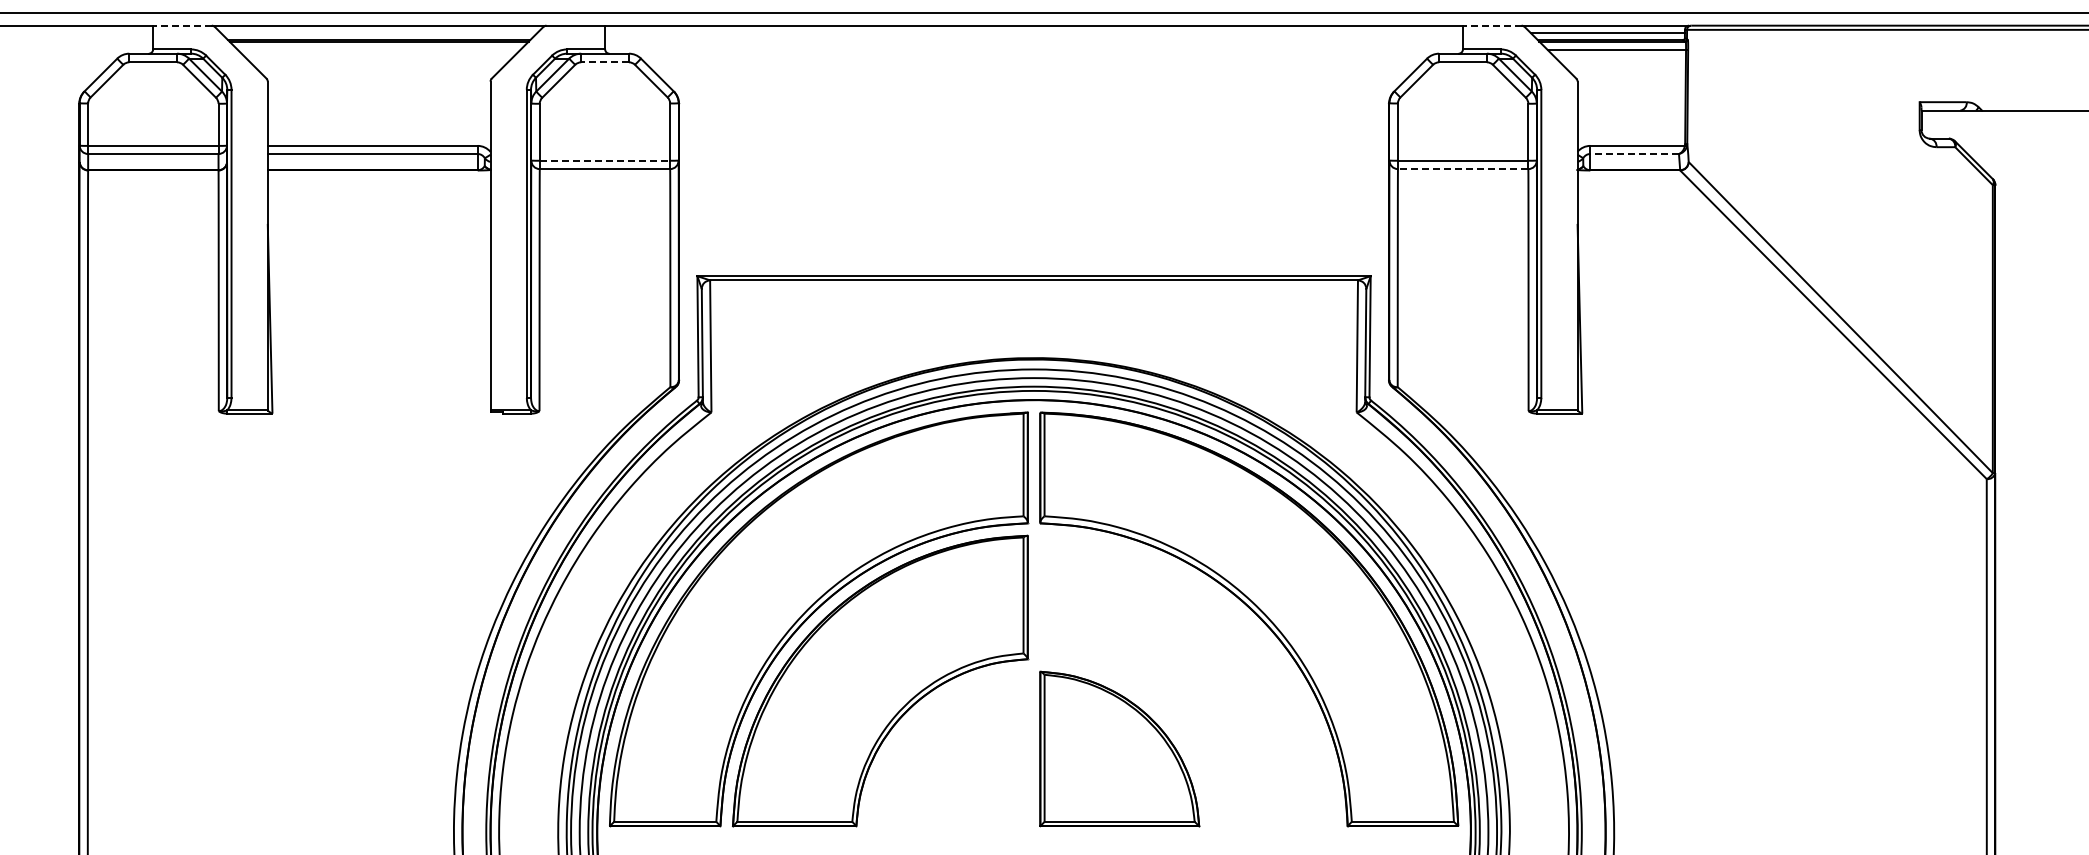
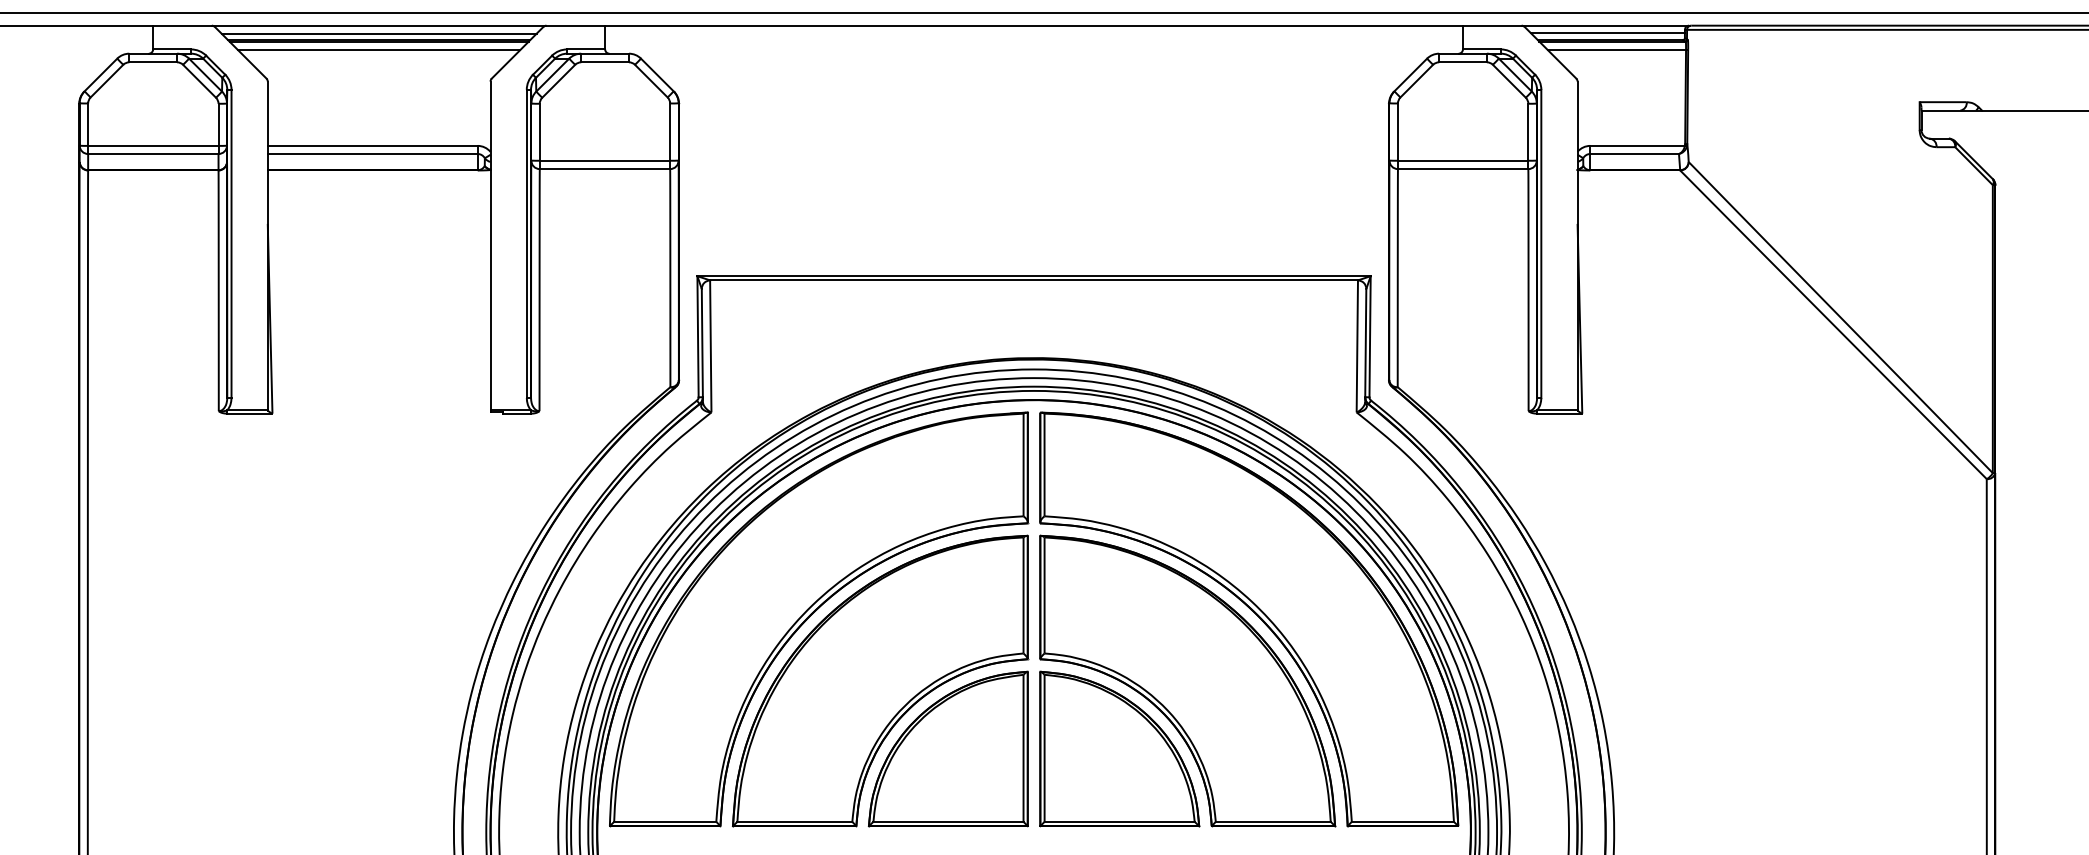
line: dashed -> solid (181, 25)
line: dashed -> solid (1491, 25)
line: none -> present (378, 33)
line: none -> present (378, 49)
line: dashed -> solid (605, 62)
line: dashed -> solid (1634, 153)
line: dashed -> solid (605, 160)
line: dashed -> solid (1462, 169)
part: none -> present (1187, 680)
part: none -> present (947, 748)
